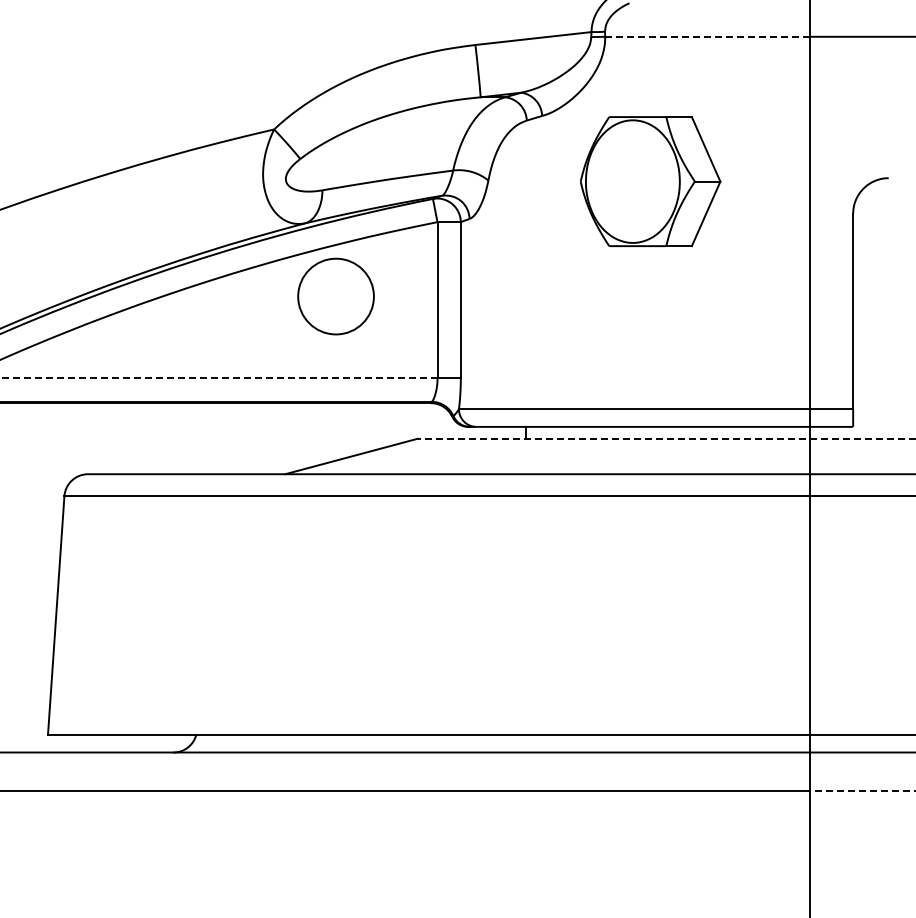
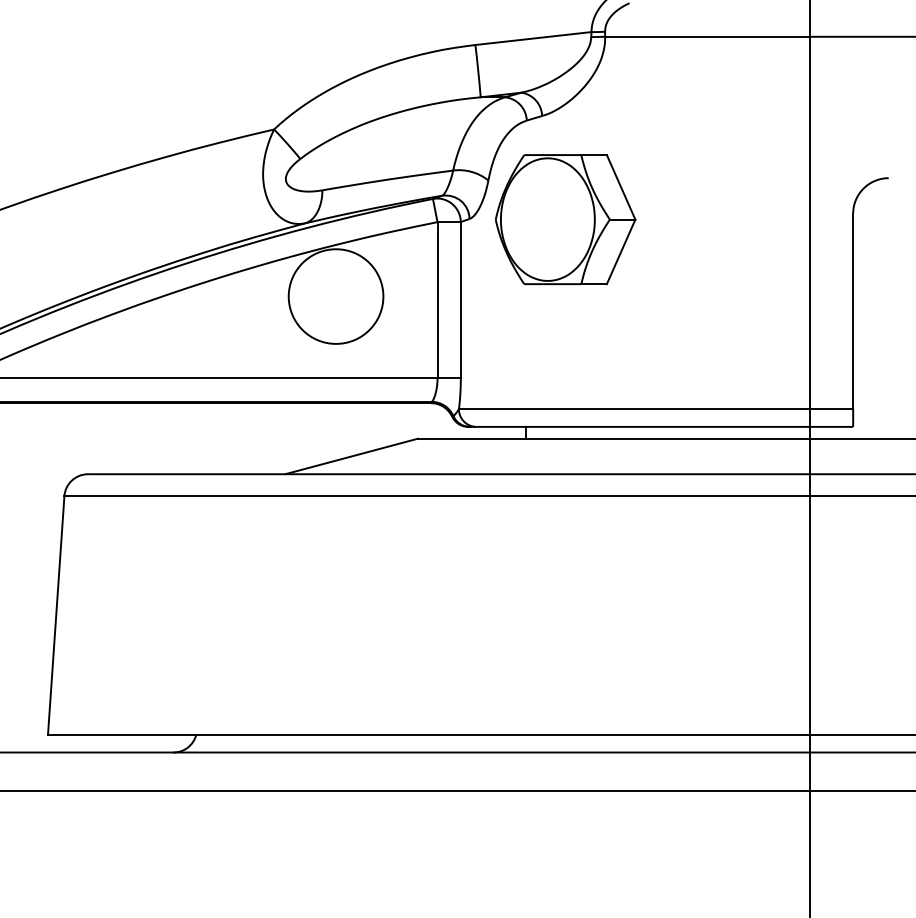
line: dashed -> solid (706, 36)
part position: (650, 181) -> (565, 219) (565, 219)
circle diameter: 76 px -> 95 px (335, 296)
line: dashed -> solid (218, 378)
line: dashed -> solid (666, 438)
line: dashed -> solid (862, 791)
